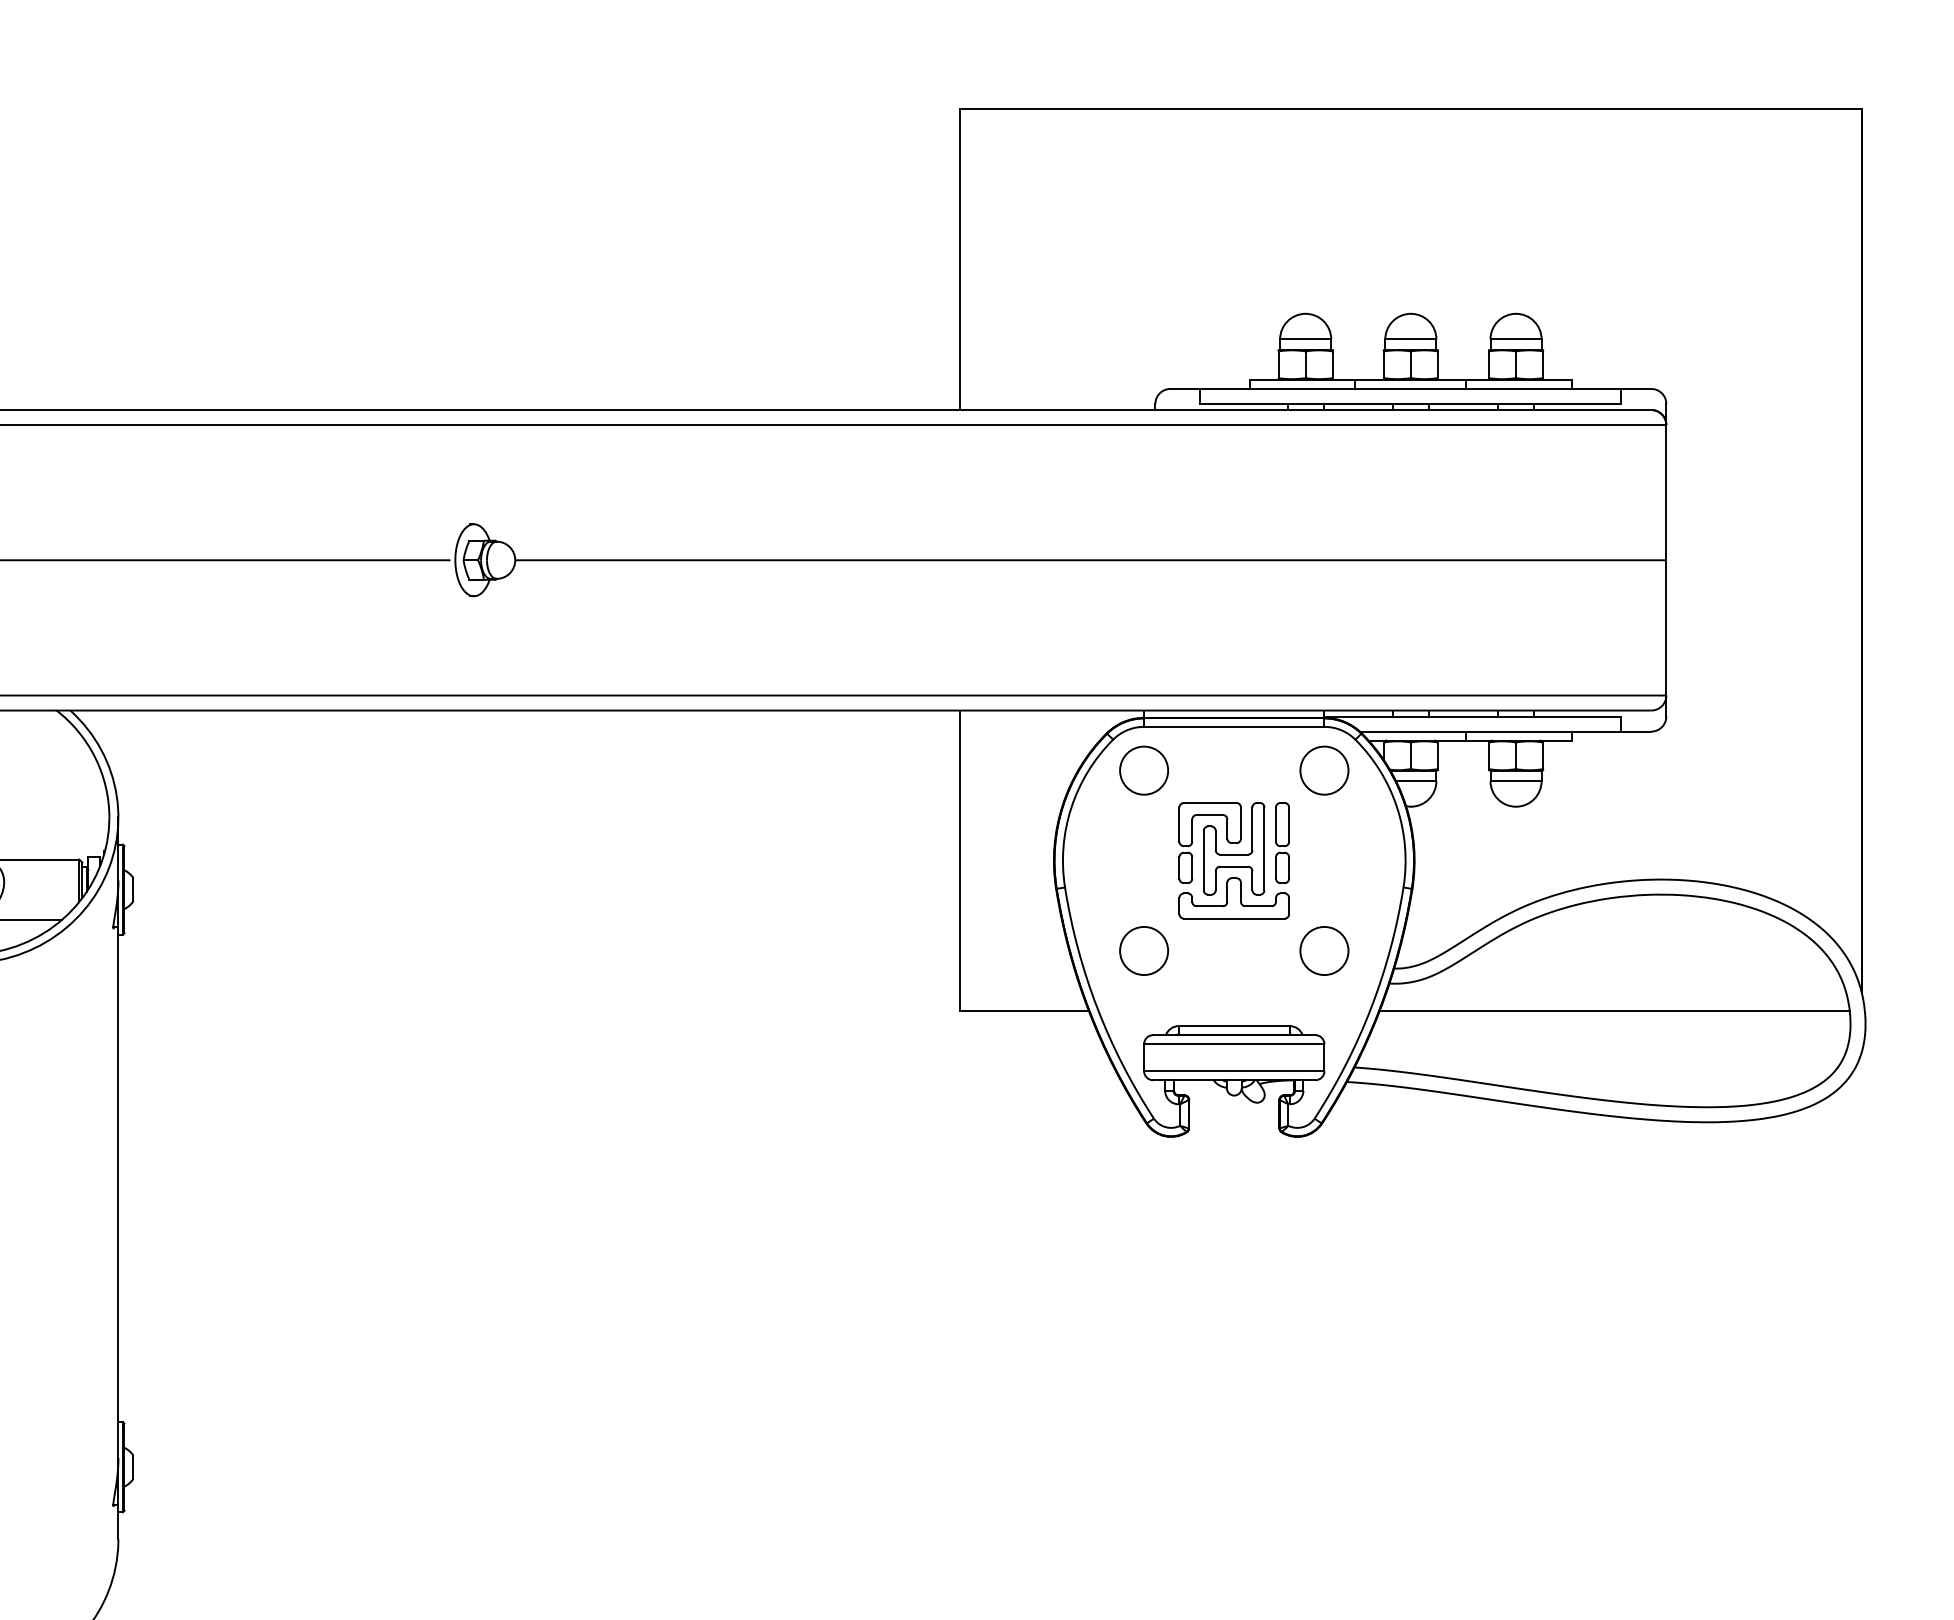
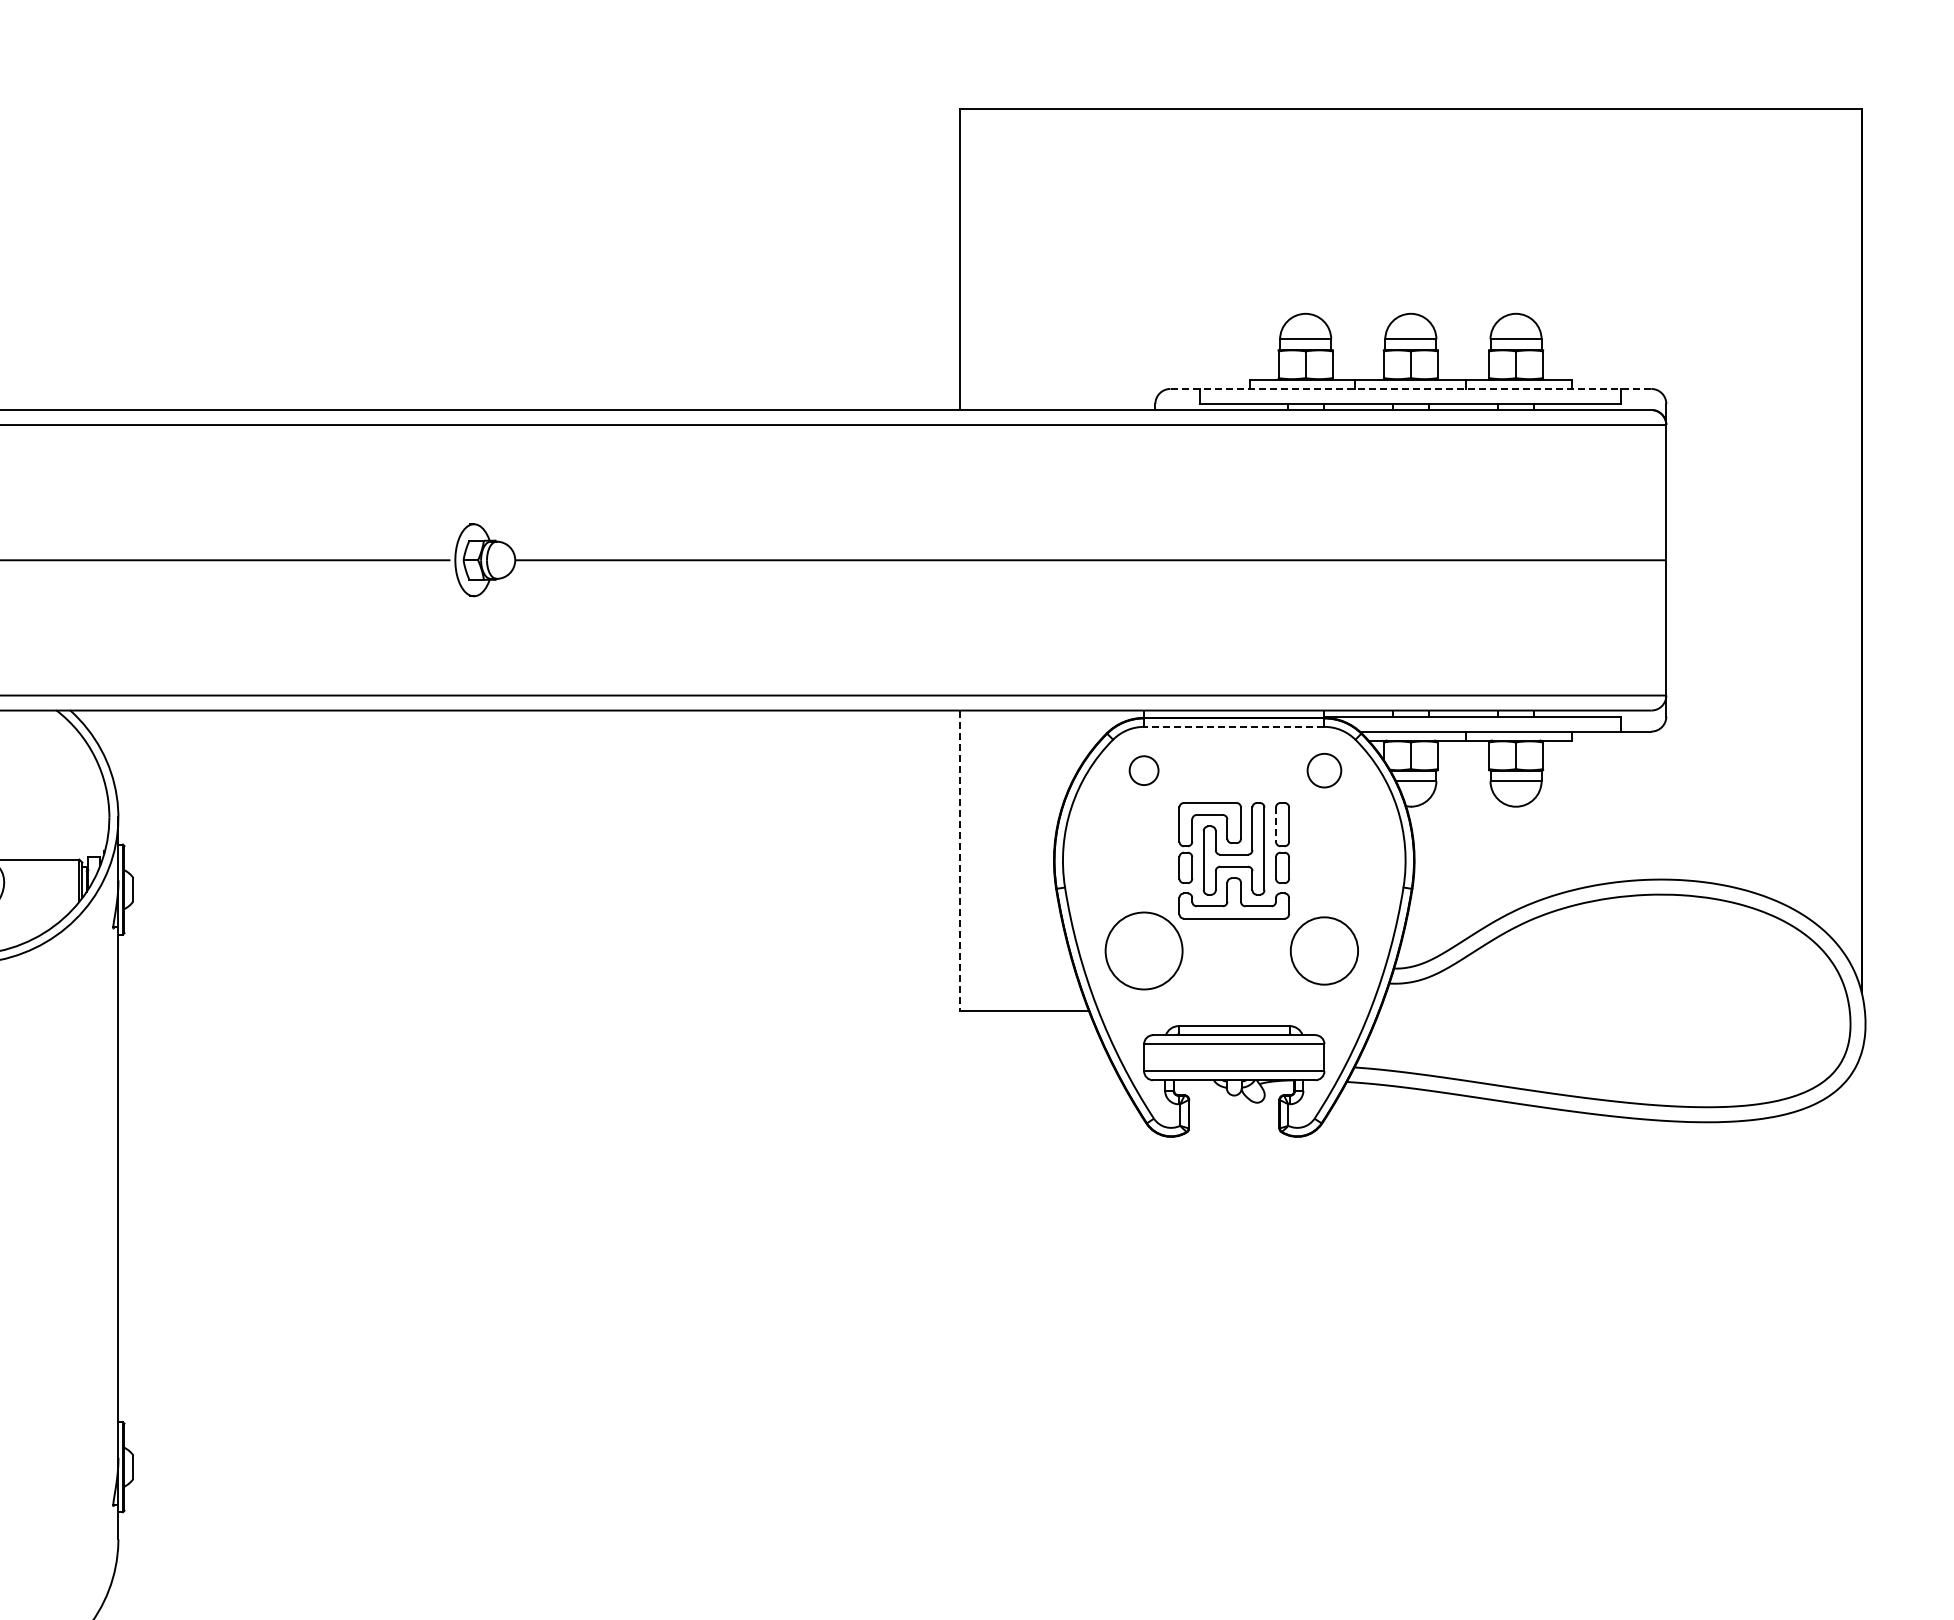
line: solid -> dashed (1410, 388)
line: solid -> dashed (1233, 726)
circle diameter: 48 px -> 29 px (1143, 770)
circle diameter: 48 px -> 34 px (1324, 770)
line: solid -> dashed (1276, 825)
line: solid -> dashed (960, 861)
line: present -> none (32, 919)
circle diameter: 48 px -> 77 px (1143, 950)
circle diameter: 48 px -> 67 px (1324, 950)
line: present -> none (1614, 1011)
